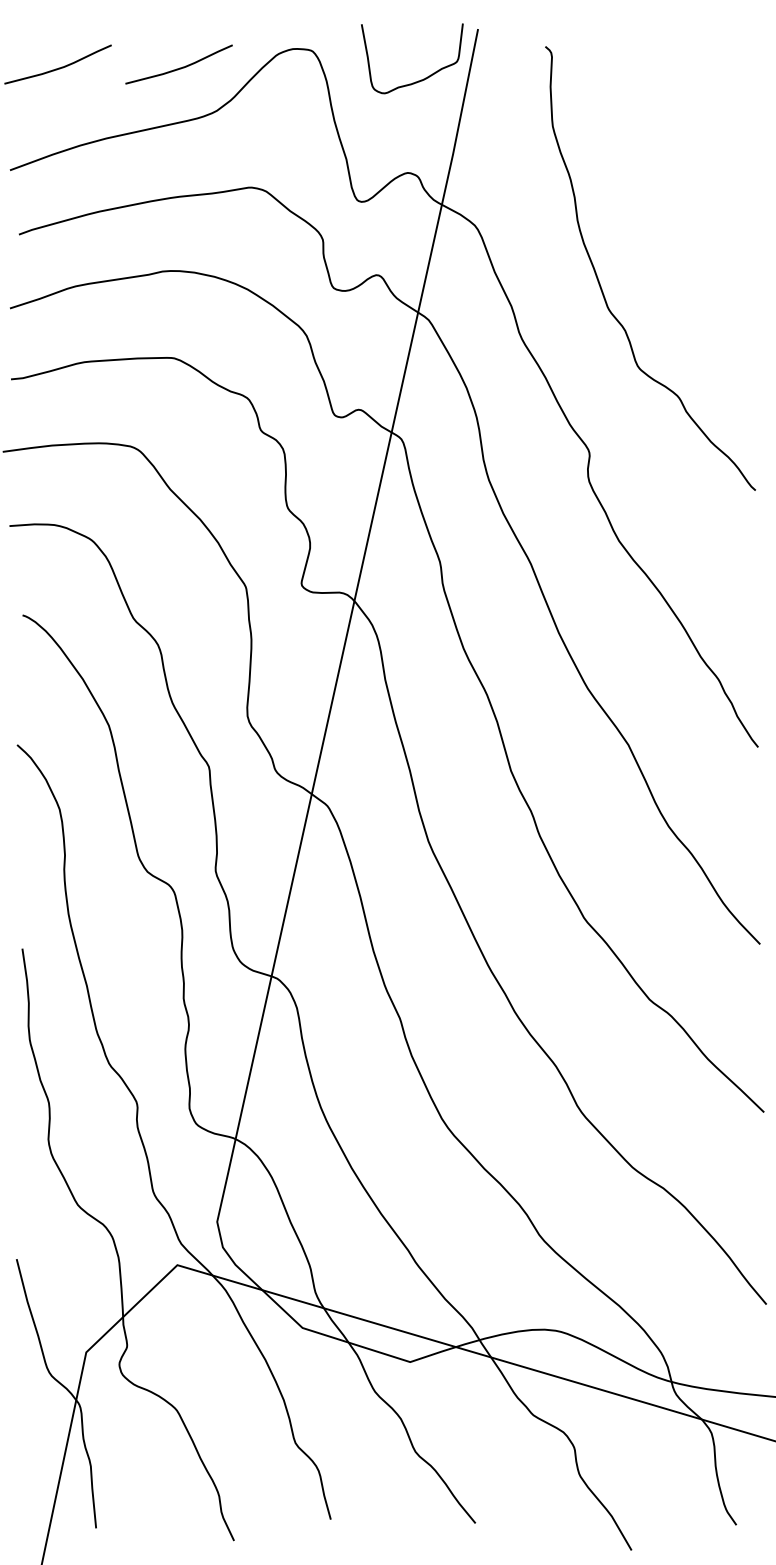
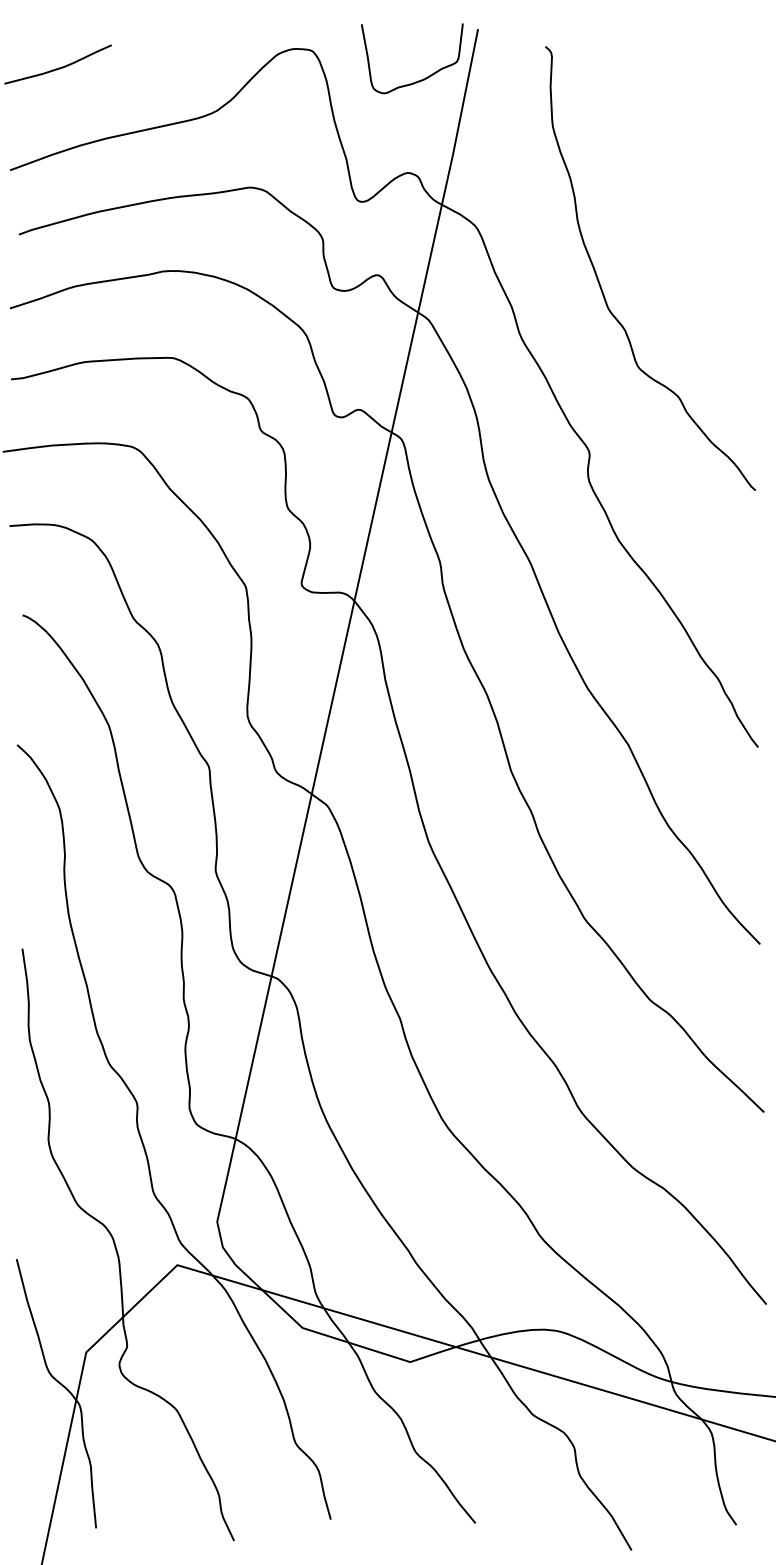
curve: present -> none (179, 67)
